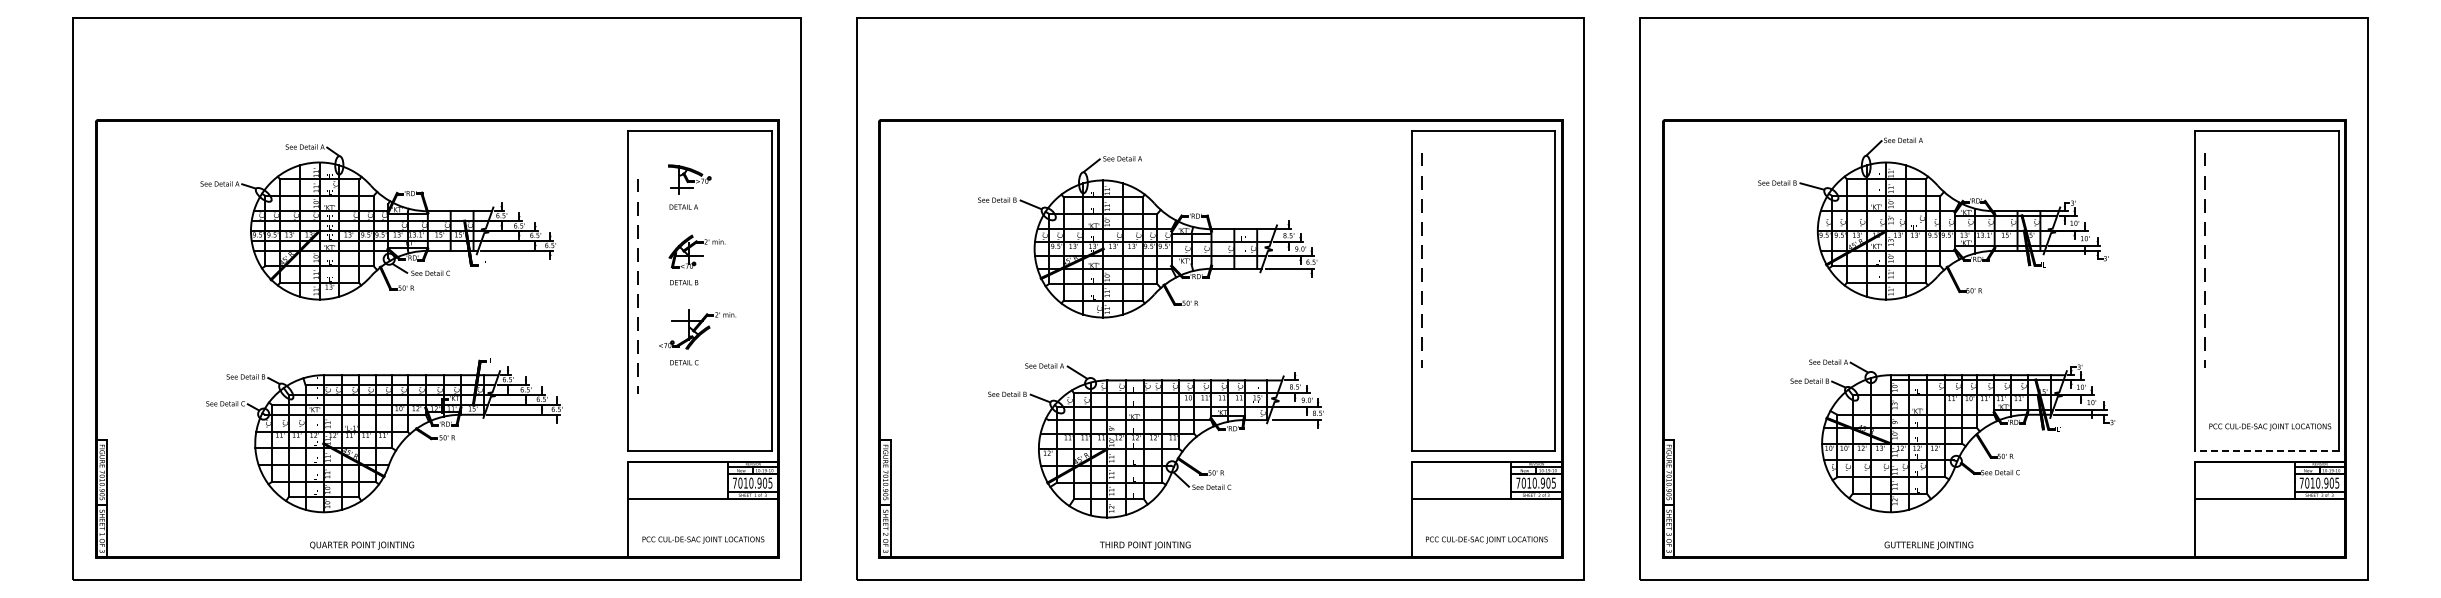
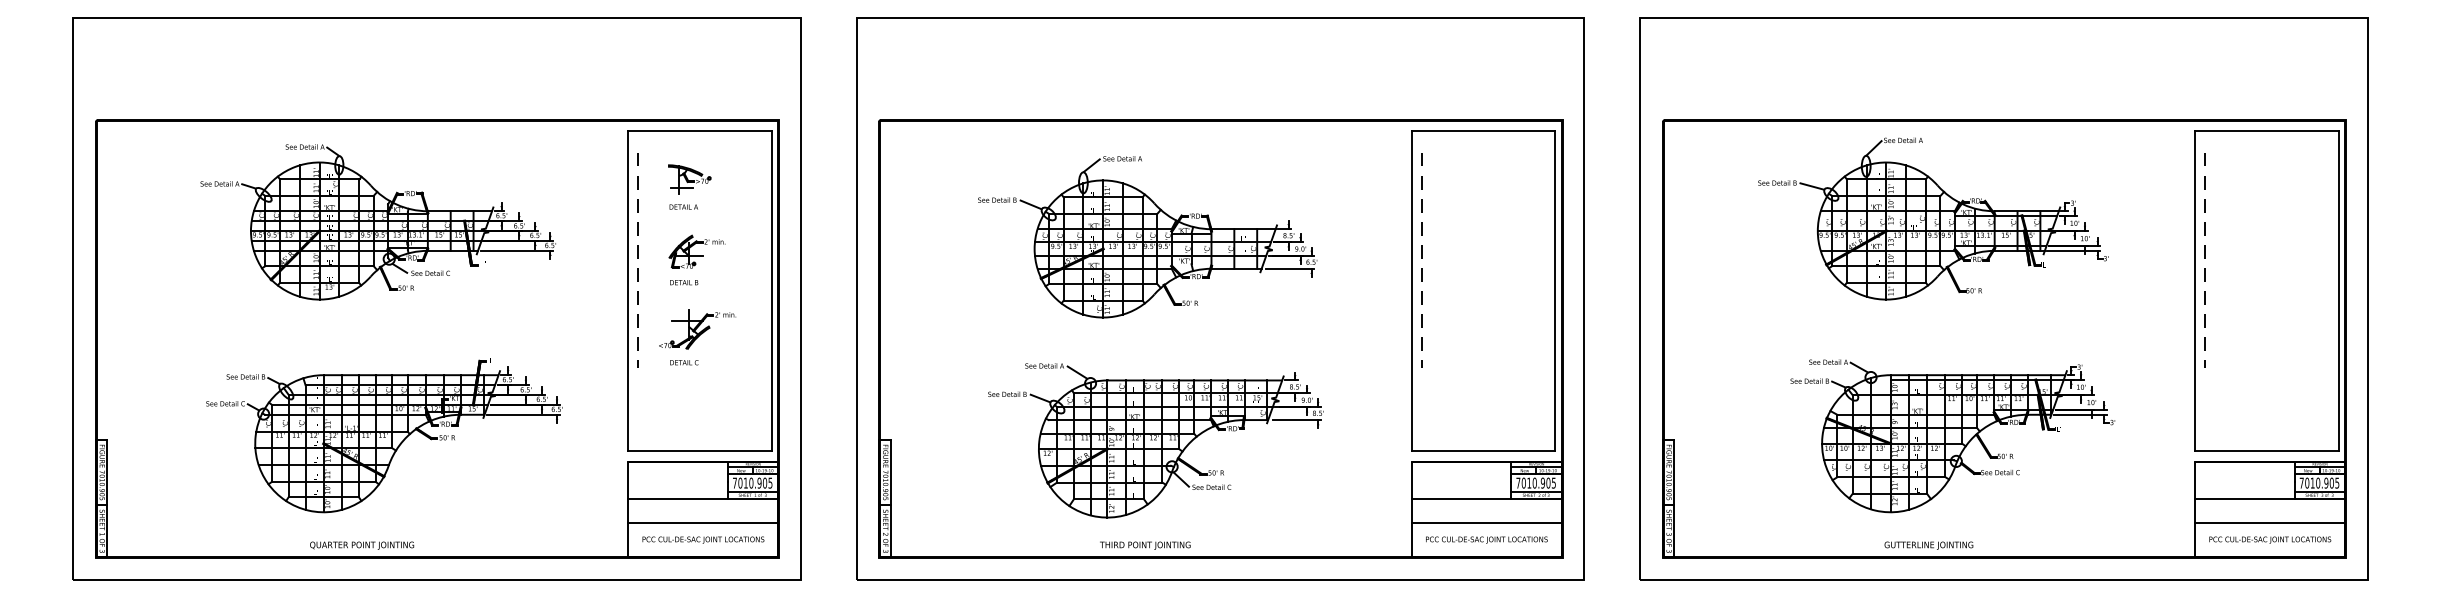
line position: (637, 284) -> (637, 258) (637, 258)
text position: (2270, 426) -> (2270, 539) (2270, 539)
line: dashed -> solid (2266, 450)
line: none -> present (703, 522)
line: none -> present (1486, 522)
line: none -> present (2270, 522)
